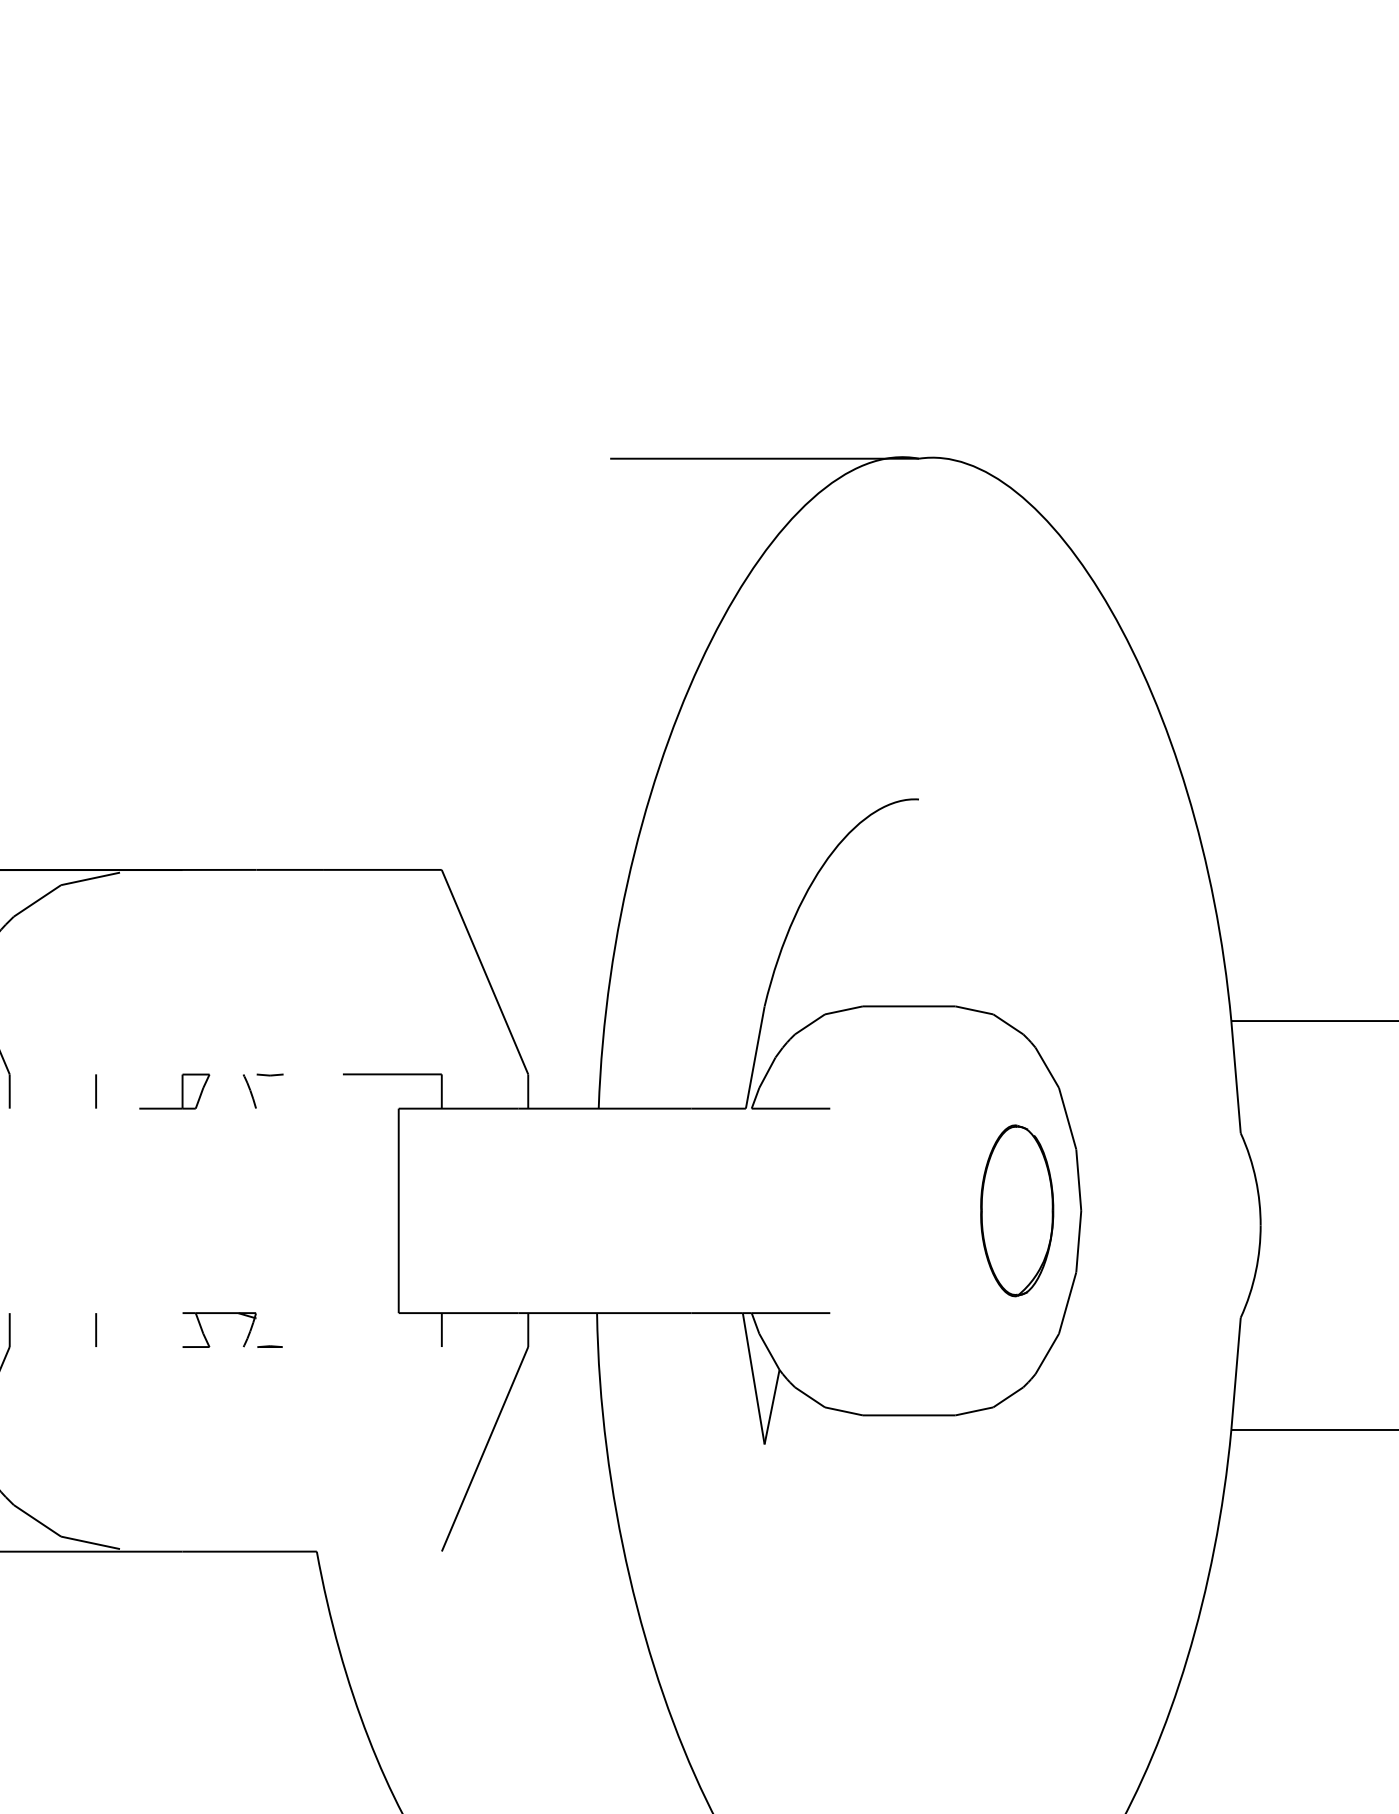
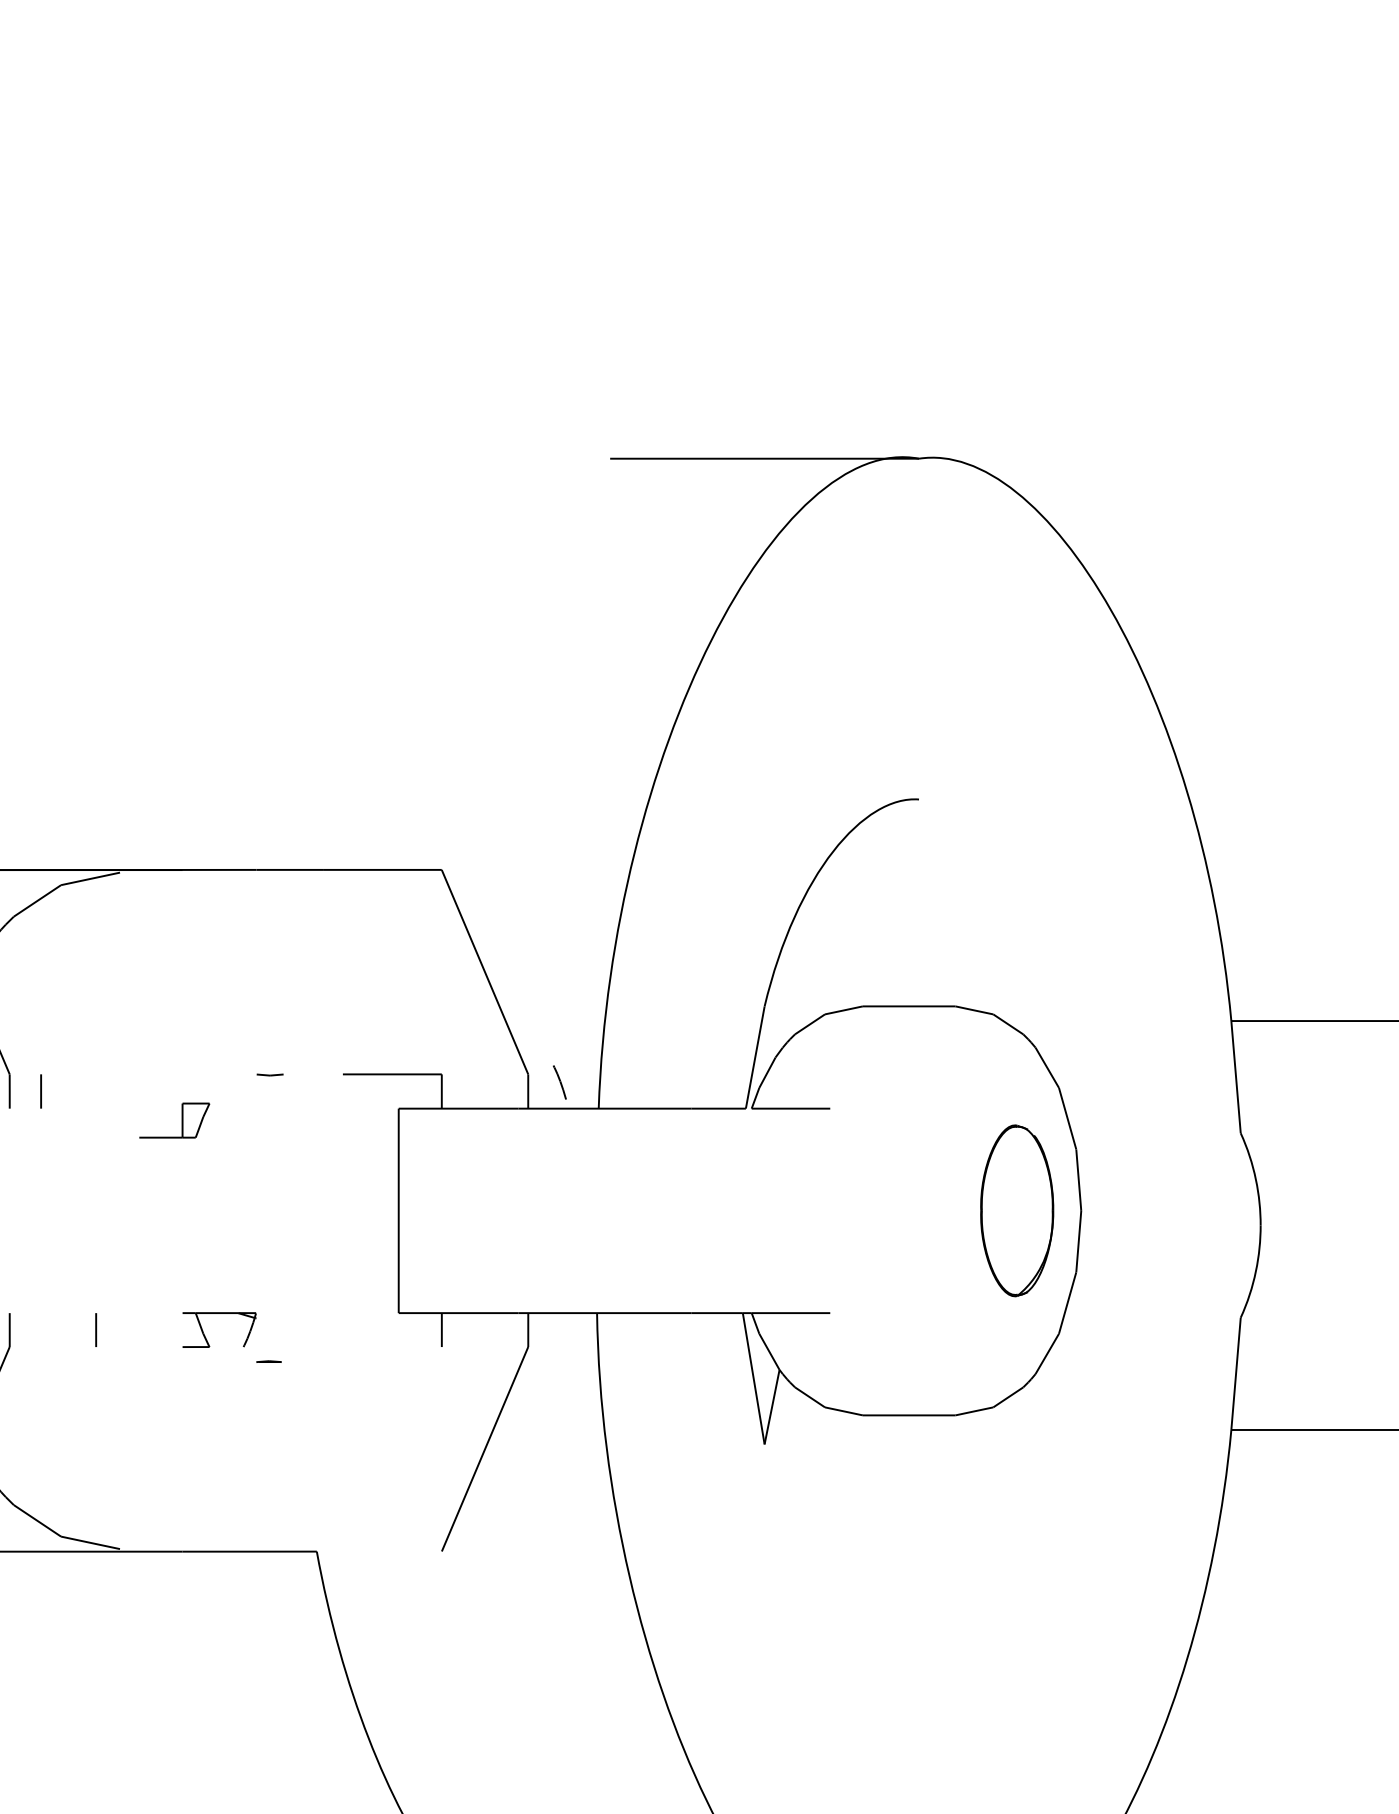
line position: (95, 1091) -> (40, 1091) (40, 1091)
part position: (181, 1091) -> (181, 1120) (181, 1120)
line position: (249, 1091) -> (559, 1082) (559, 1082)
line position: (269, 1346) -> (268, 1361) (268, 1361)
